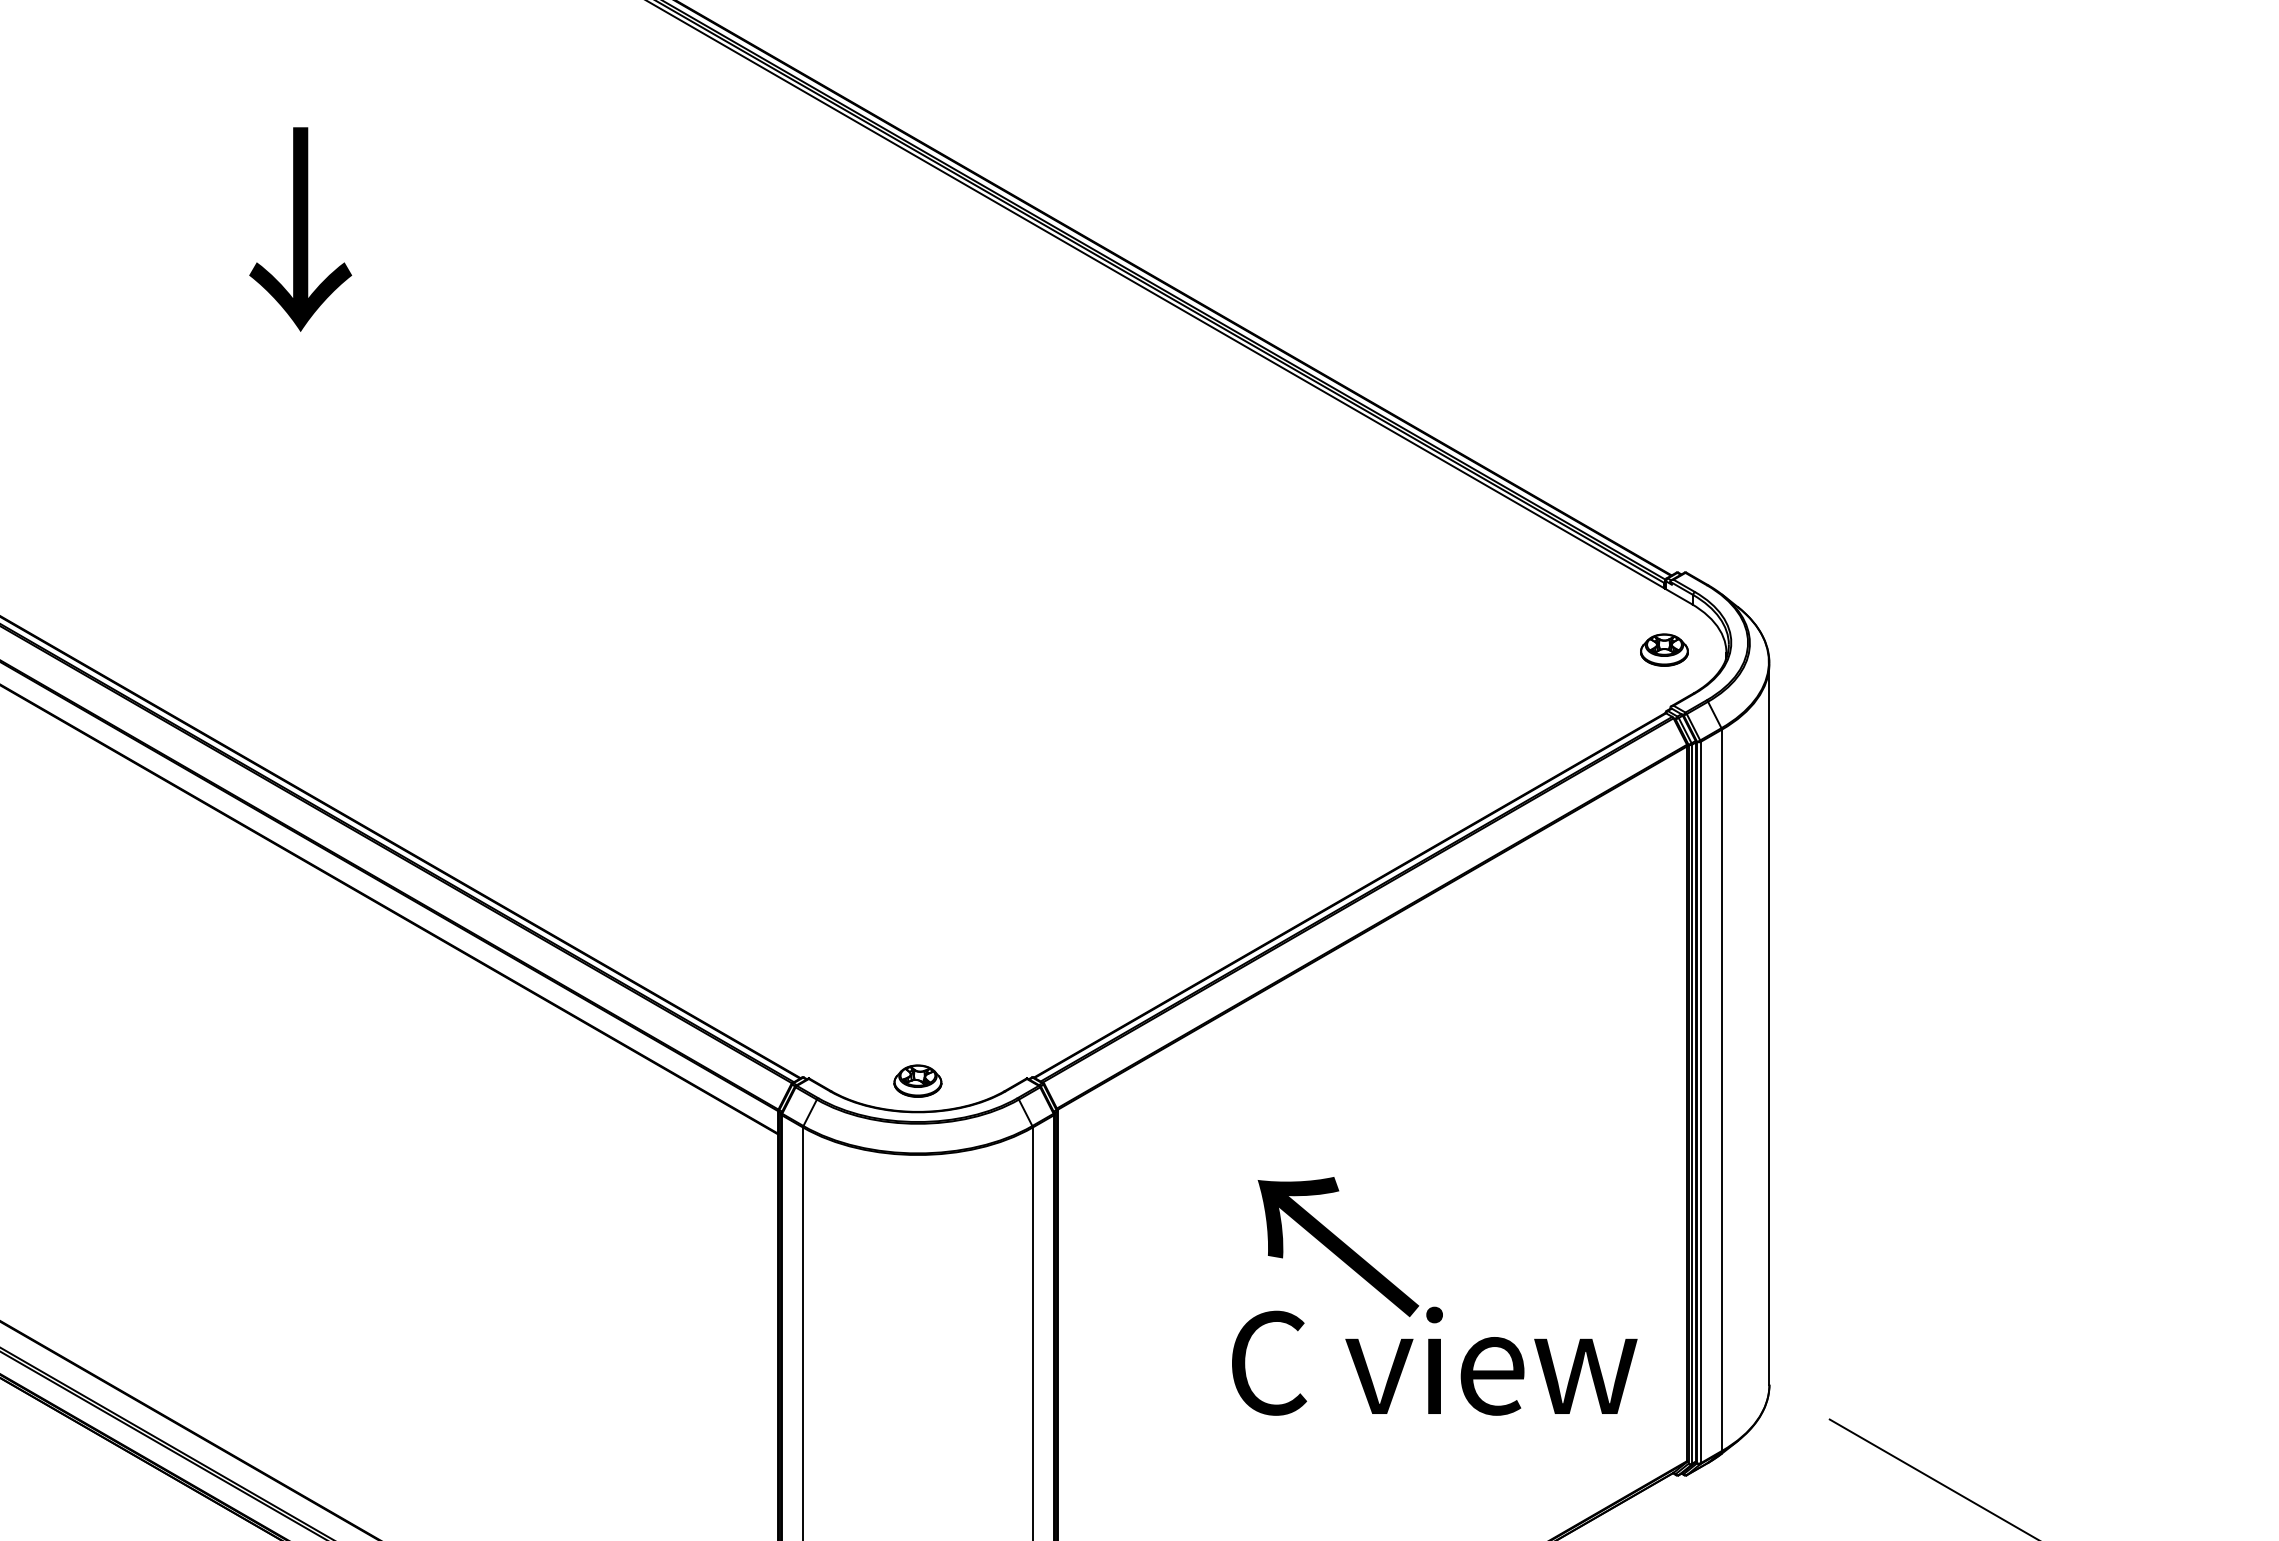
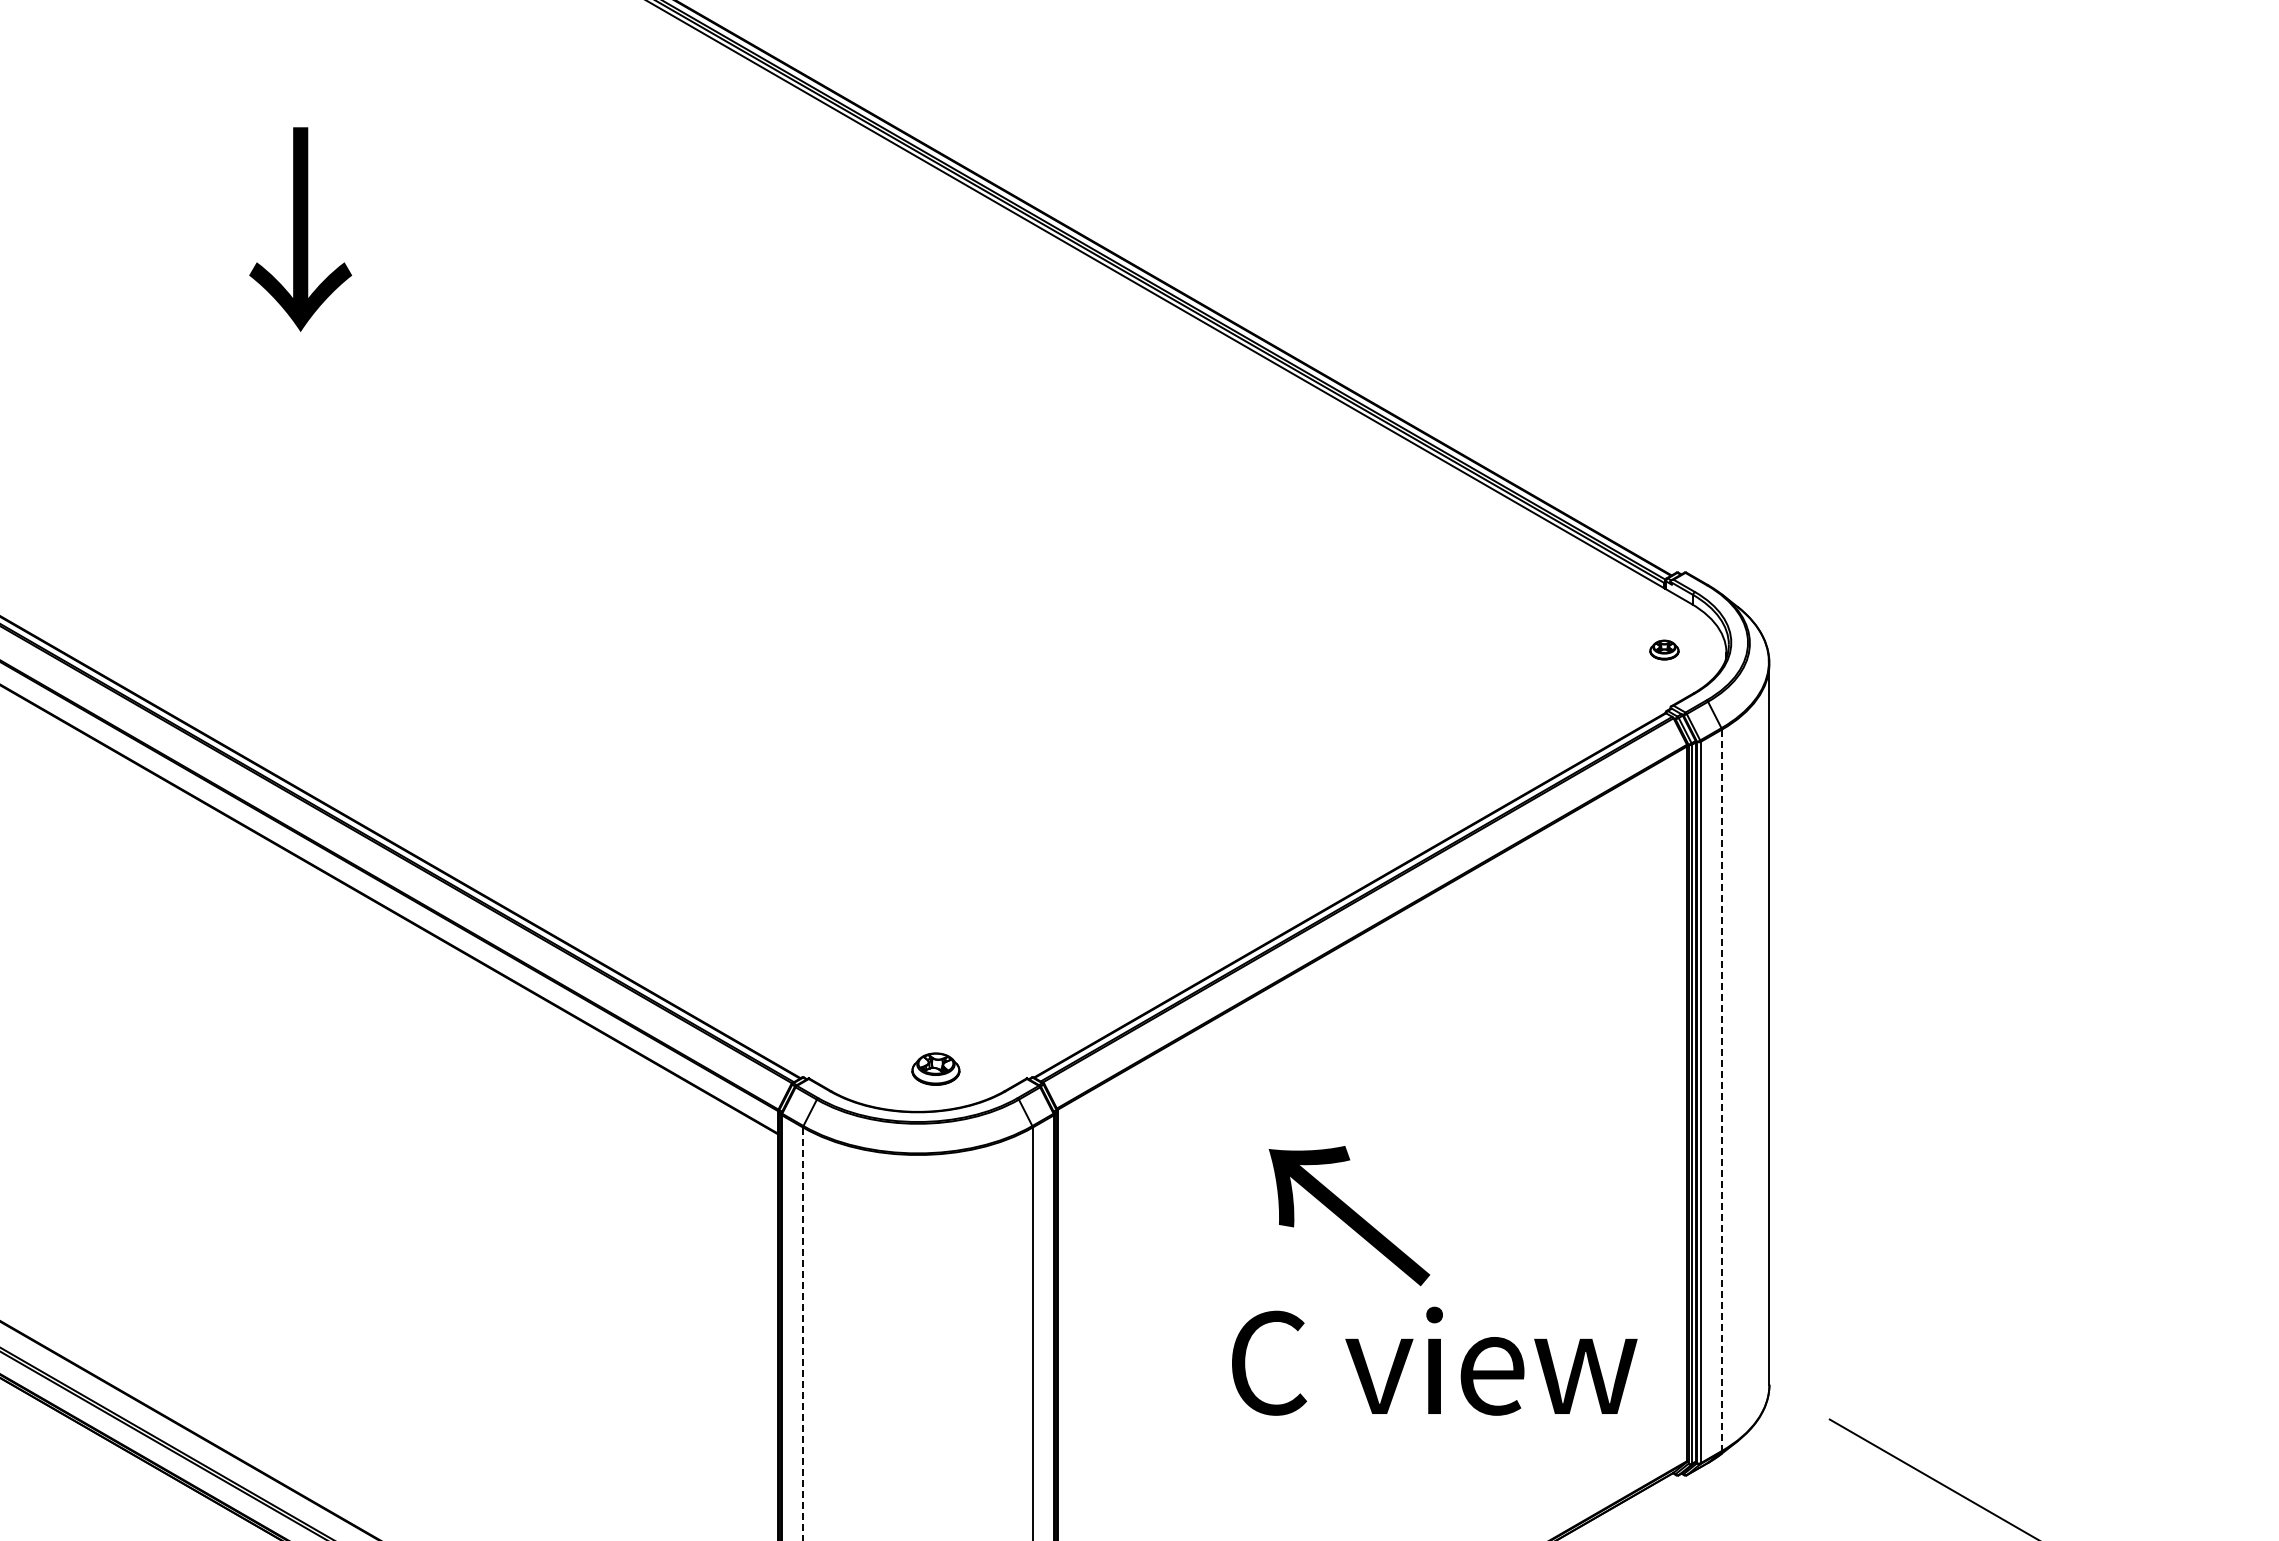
part size: 49x34 px -> 31x22 px (1664, 649)
part position: (917, 1080) -> (935, 1068) (935, 1068)
line: solid -> dashed (1721, 1090)
text position: (1338, 1247) -> (1349, 1216) (1349, 1216)
line: solid -> dashed (803, 1334)
